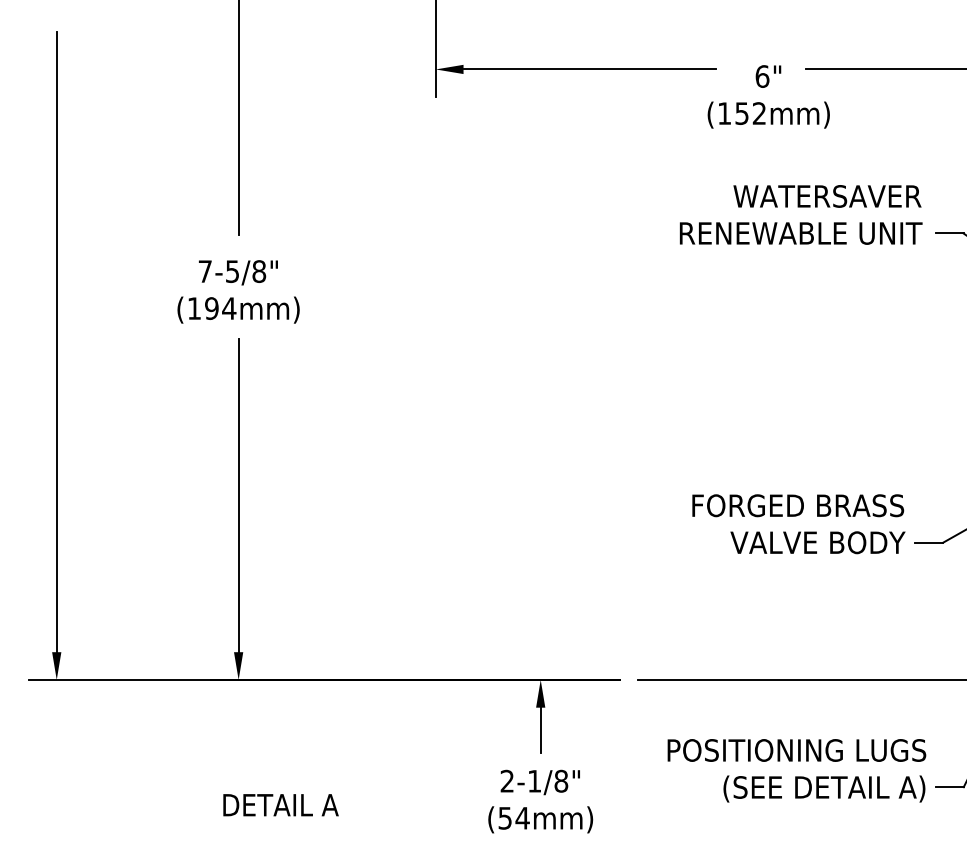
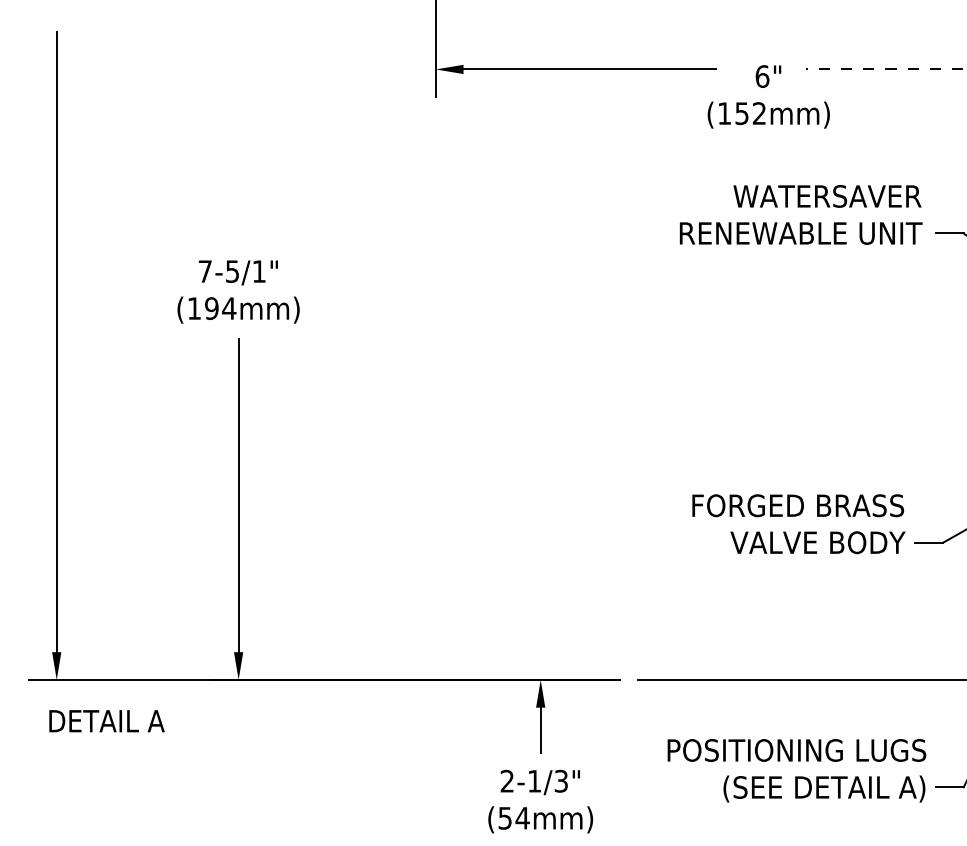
line: solid -> dashed (886, 69)
line: present -> none (238, 118)
text: 7-5/8" -> 7-5/1" (259, 271)
text: 2-1/8" -> 2-1/3" (561, 780)
text position: (280, 805) -> (106, 721) (106, 721)
